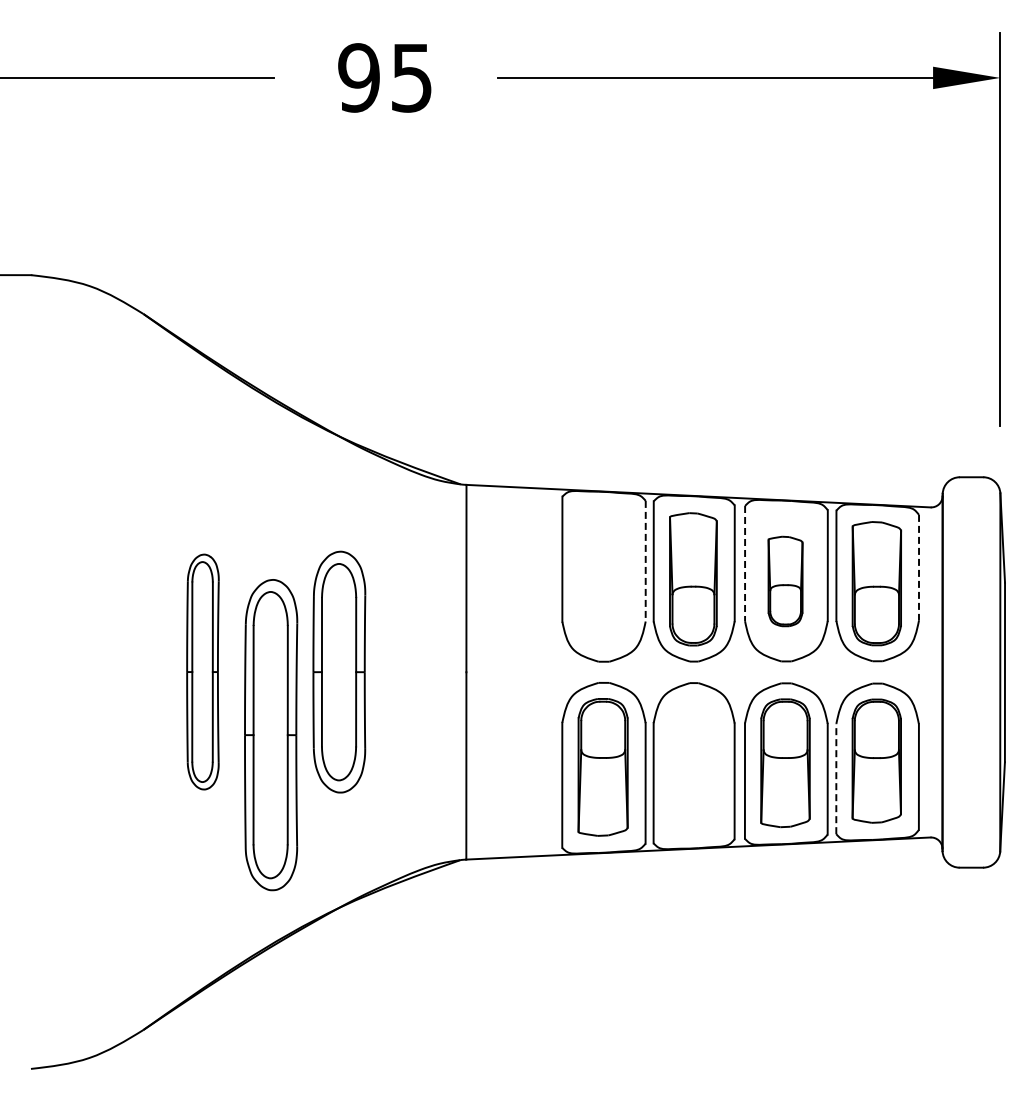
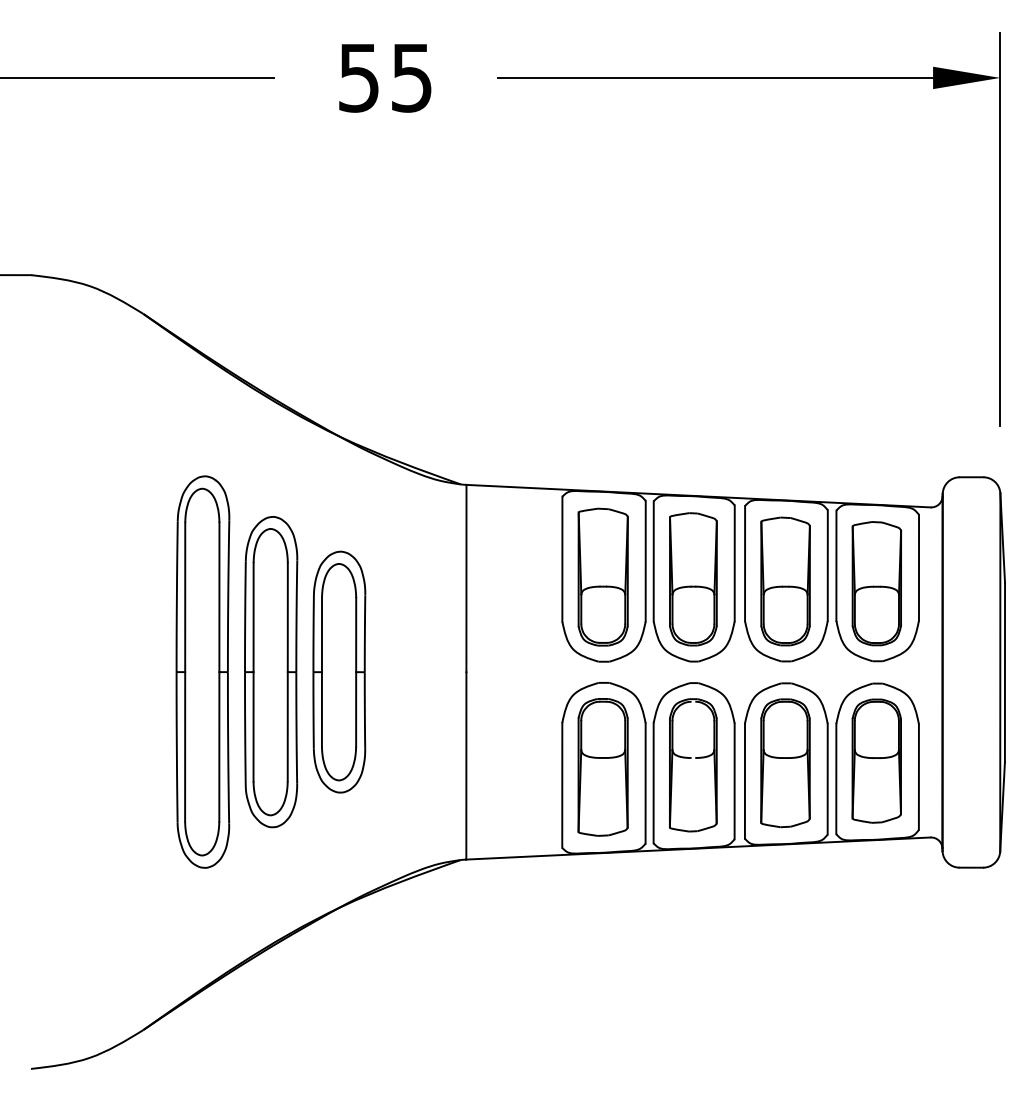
text: 95 -> 55 (358, 77)
line: dashed -> solid (645, 561)
line: dashed -> solid (745, 563)
line: dashed -> solid (919, 567)
part: none -> present (602, 576)
part size: 37x93 px -> 51x131 px (785, 581)
part size: 34x238 px -> 56x394 px (202, 671)
part position: (271, 735) -> (271, 672) (271, 672)
part: none -> present (693, 765)
line: dashed -> solid (836, 778)
